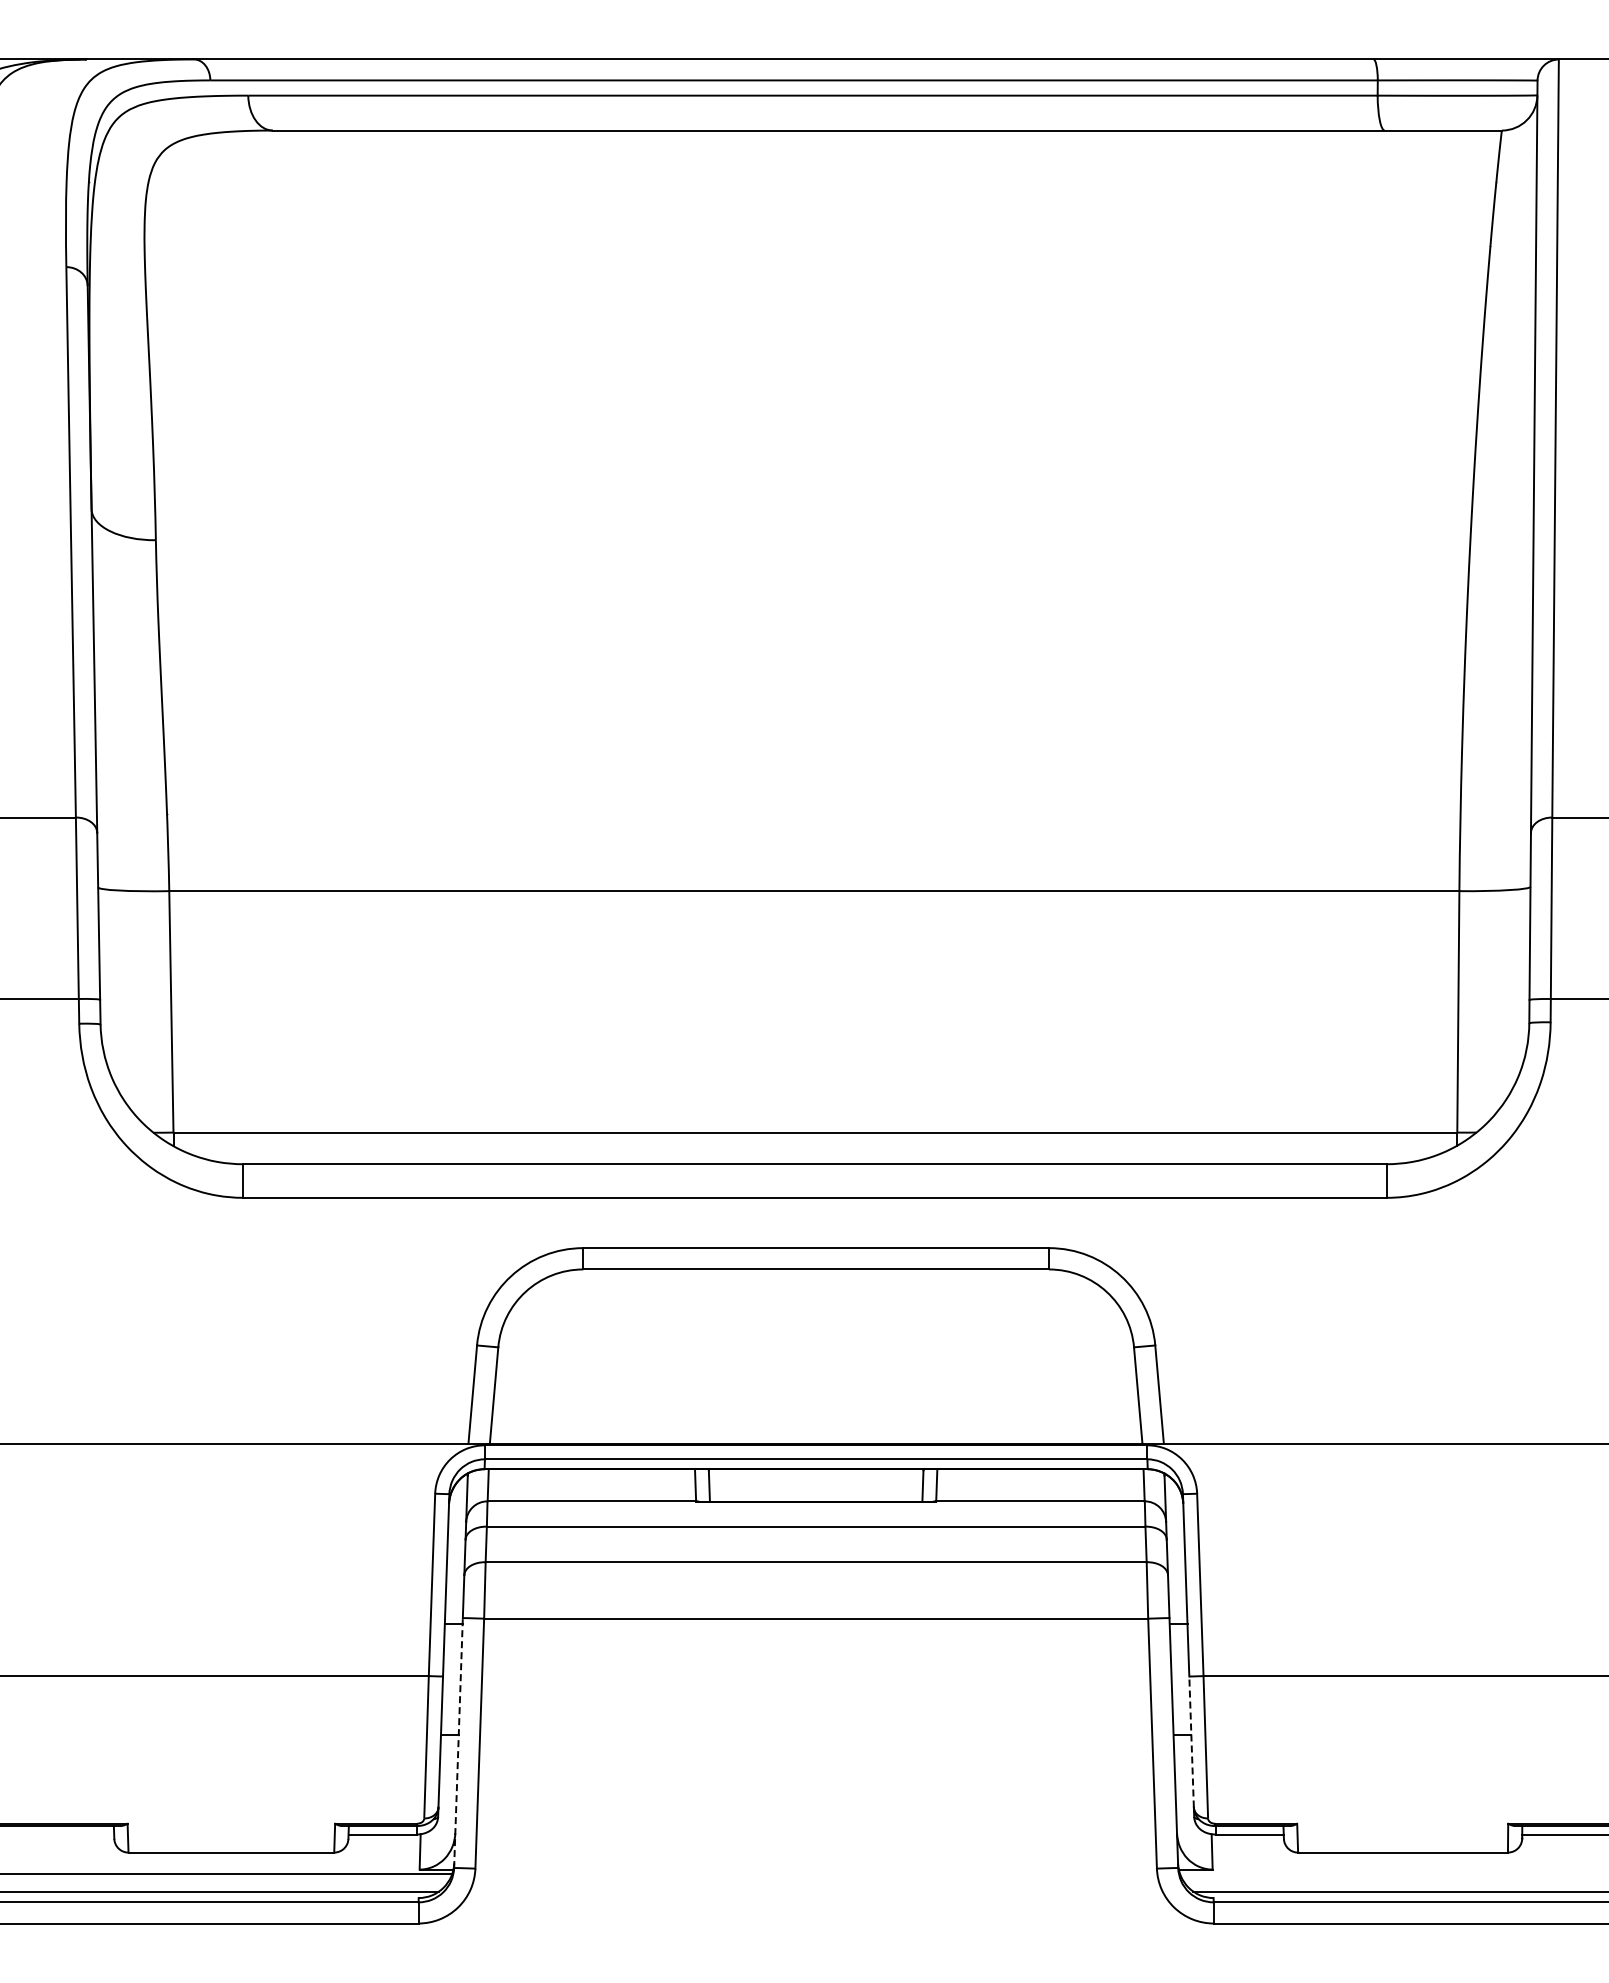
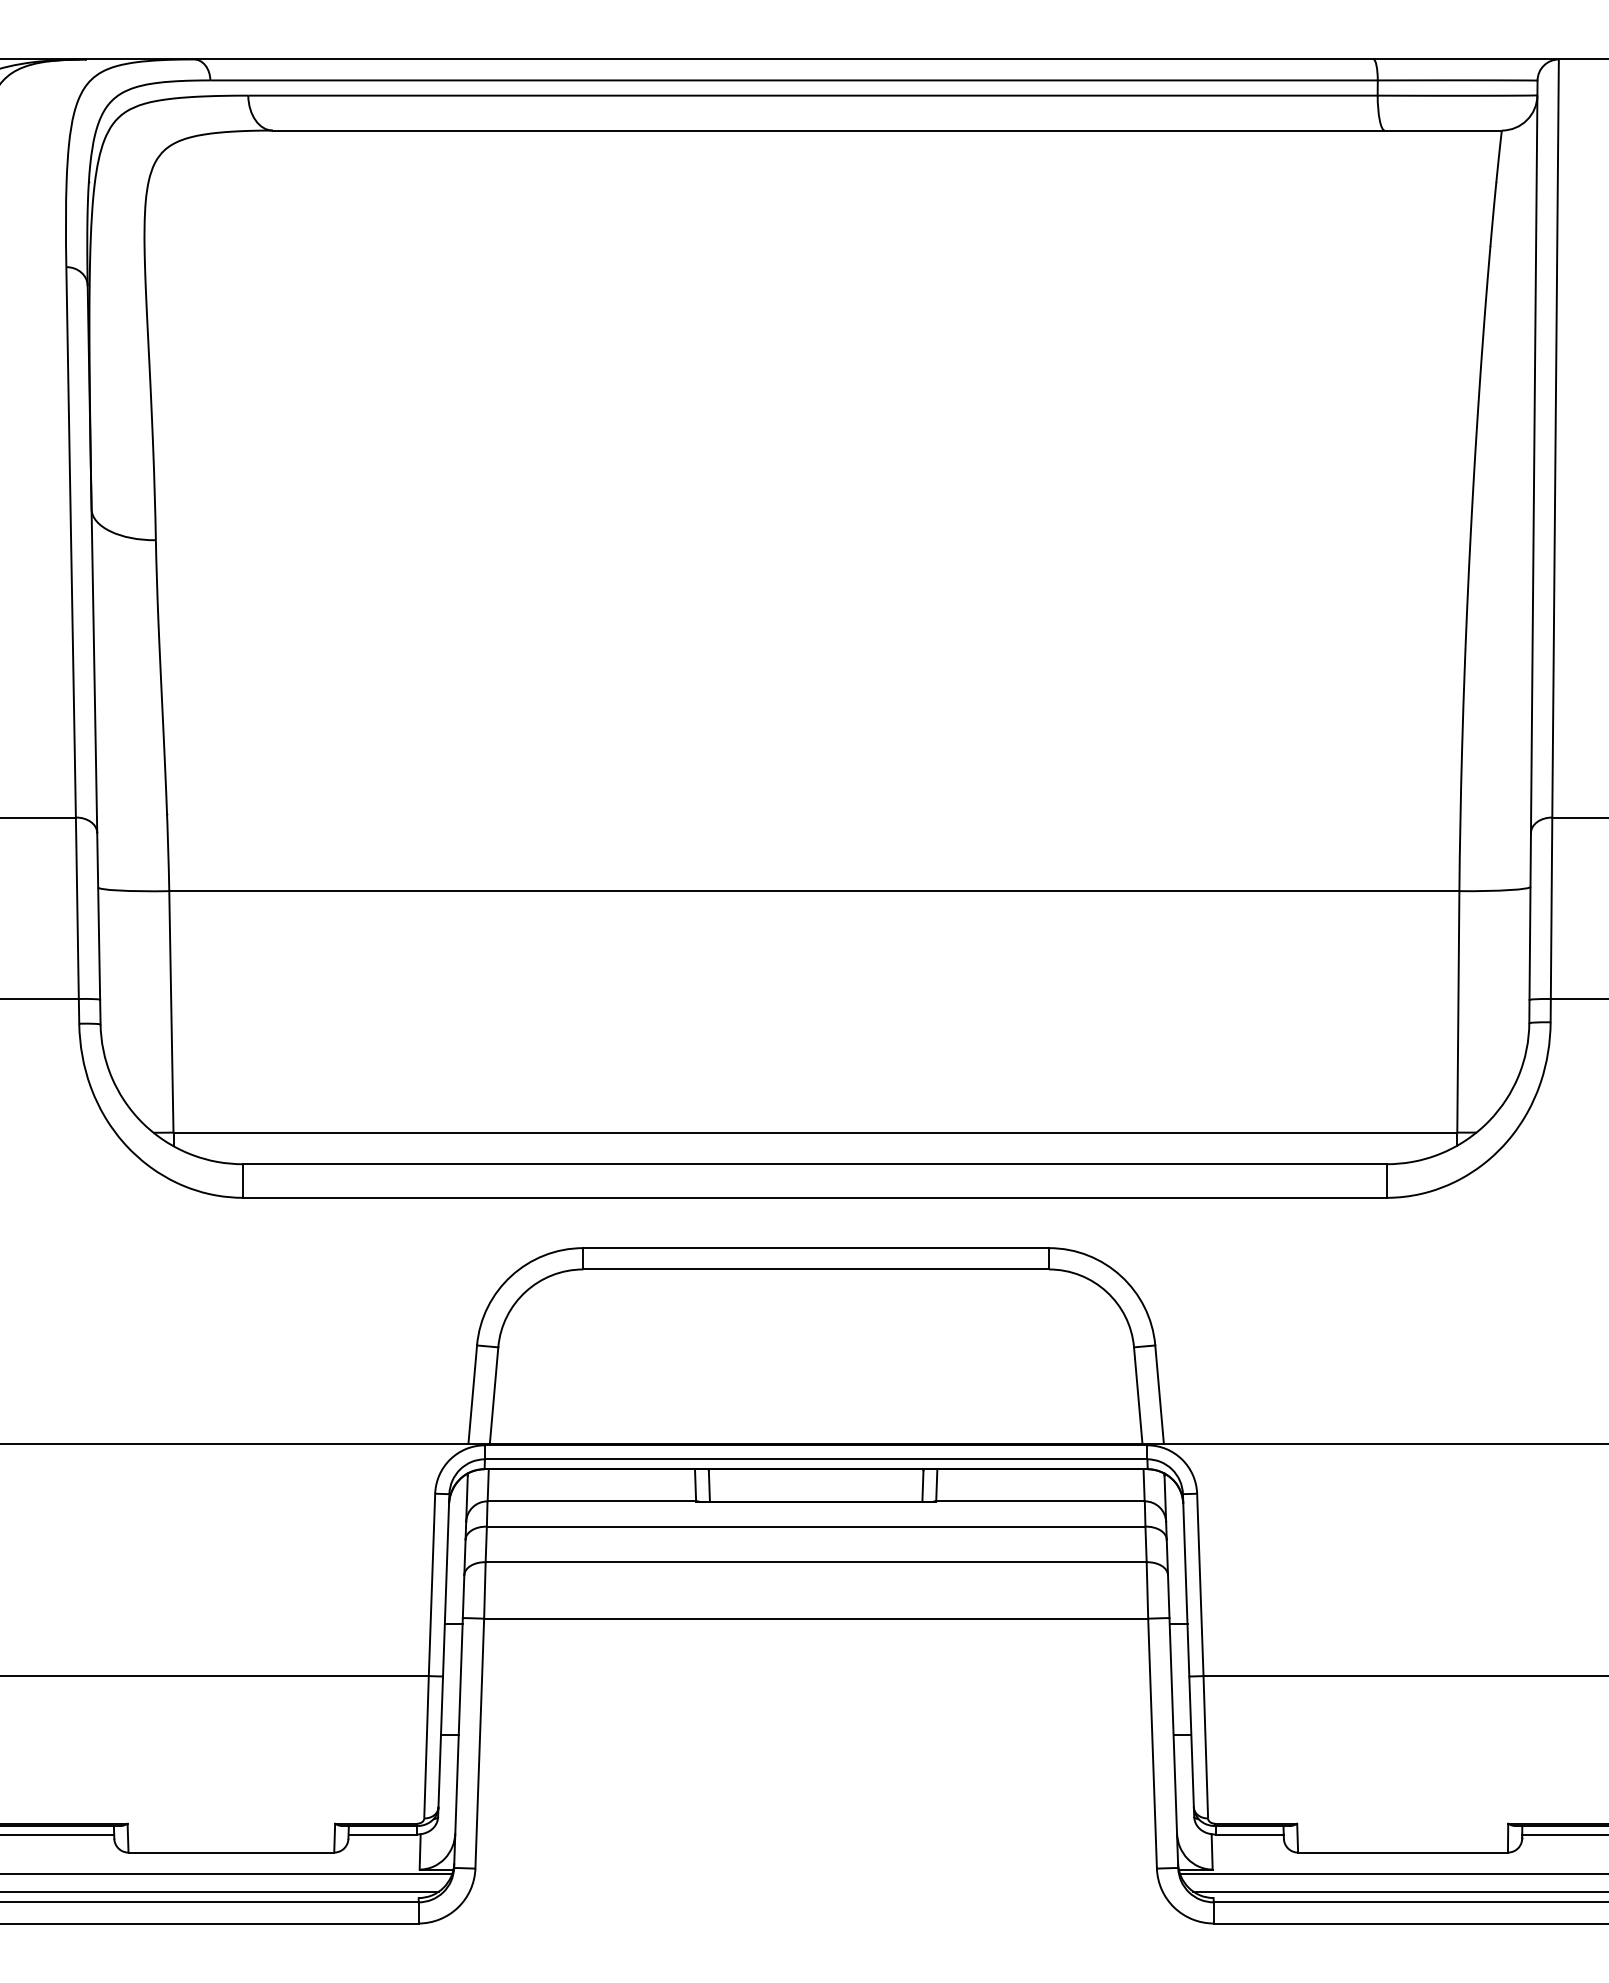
line: dashed -> solid (1191, 1741)
line: dashed -> solid (458, 1742)
line: none -> present (58, 1834)
line: none -> present (1392, 1873)
